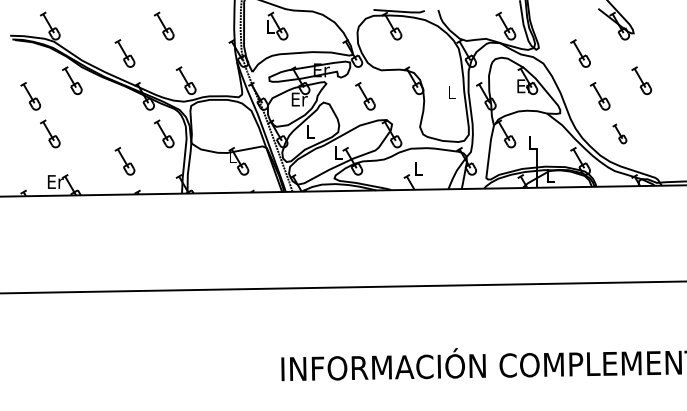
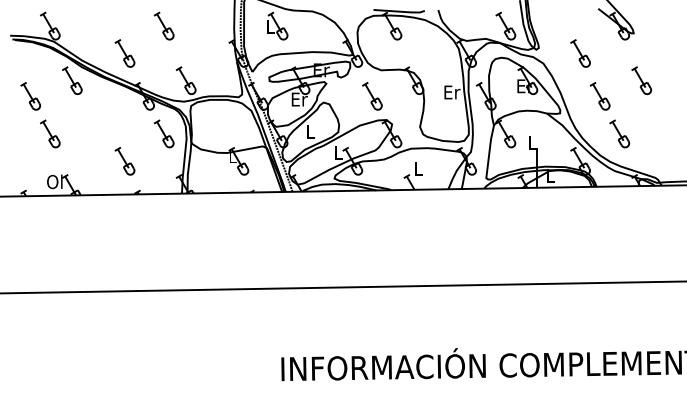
text: L -> Er (452, 92)
part position: (365, 96) -> (372, 96) (372, 96)
part size: 16x22 px -> 22x30 px (619, 133)
text: Er -> Ol (55, 181)
